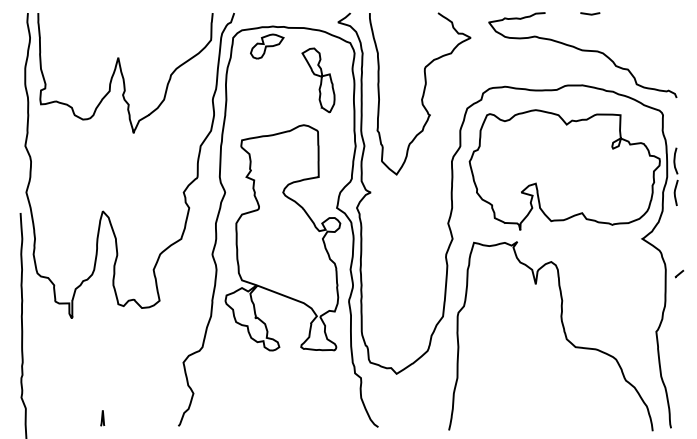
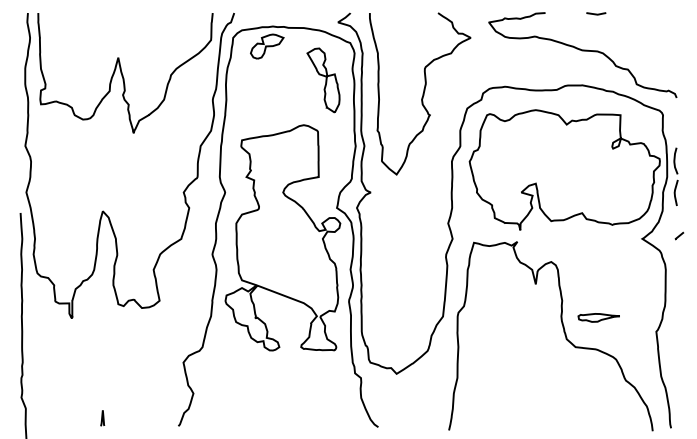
line position: (590, 13) -> (596, 13) (596, 13)
part position: (318, 80) -> (323, 80) (323, 80)
line position: (679, 273) -> (679, 235) (679, 235)
part: none -> present (598, 317)
